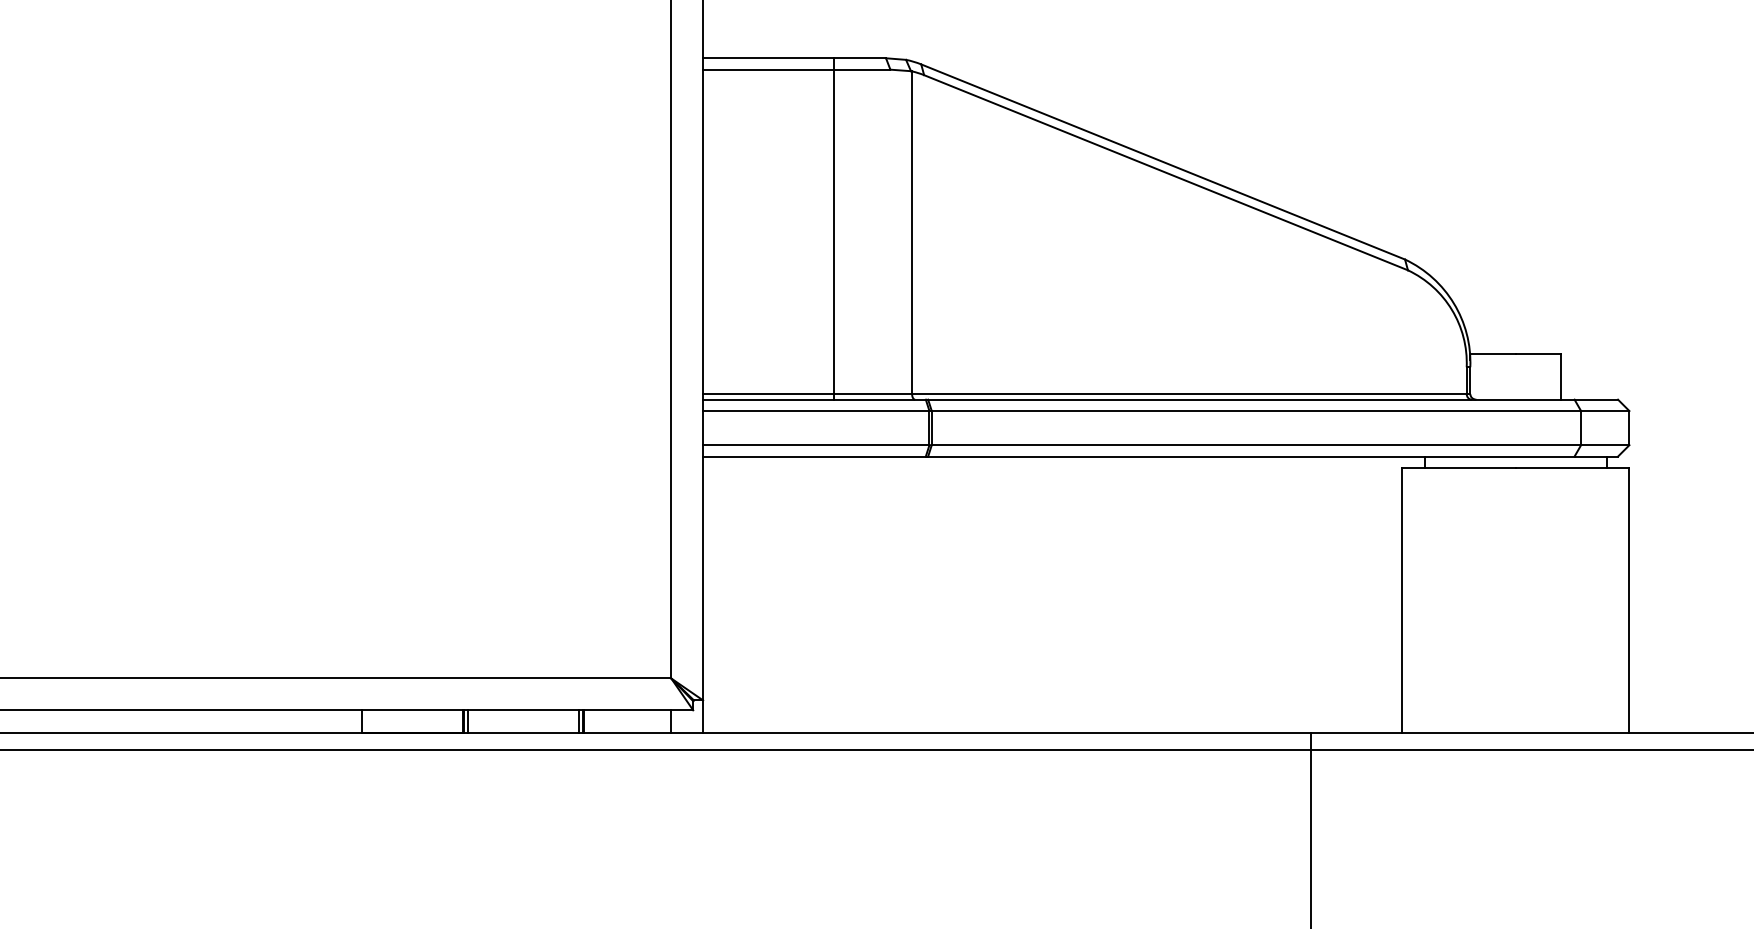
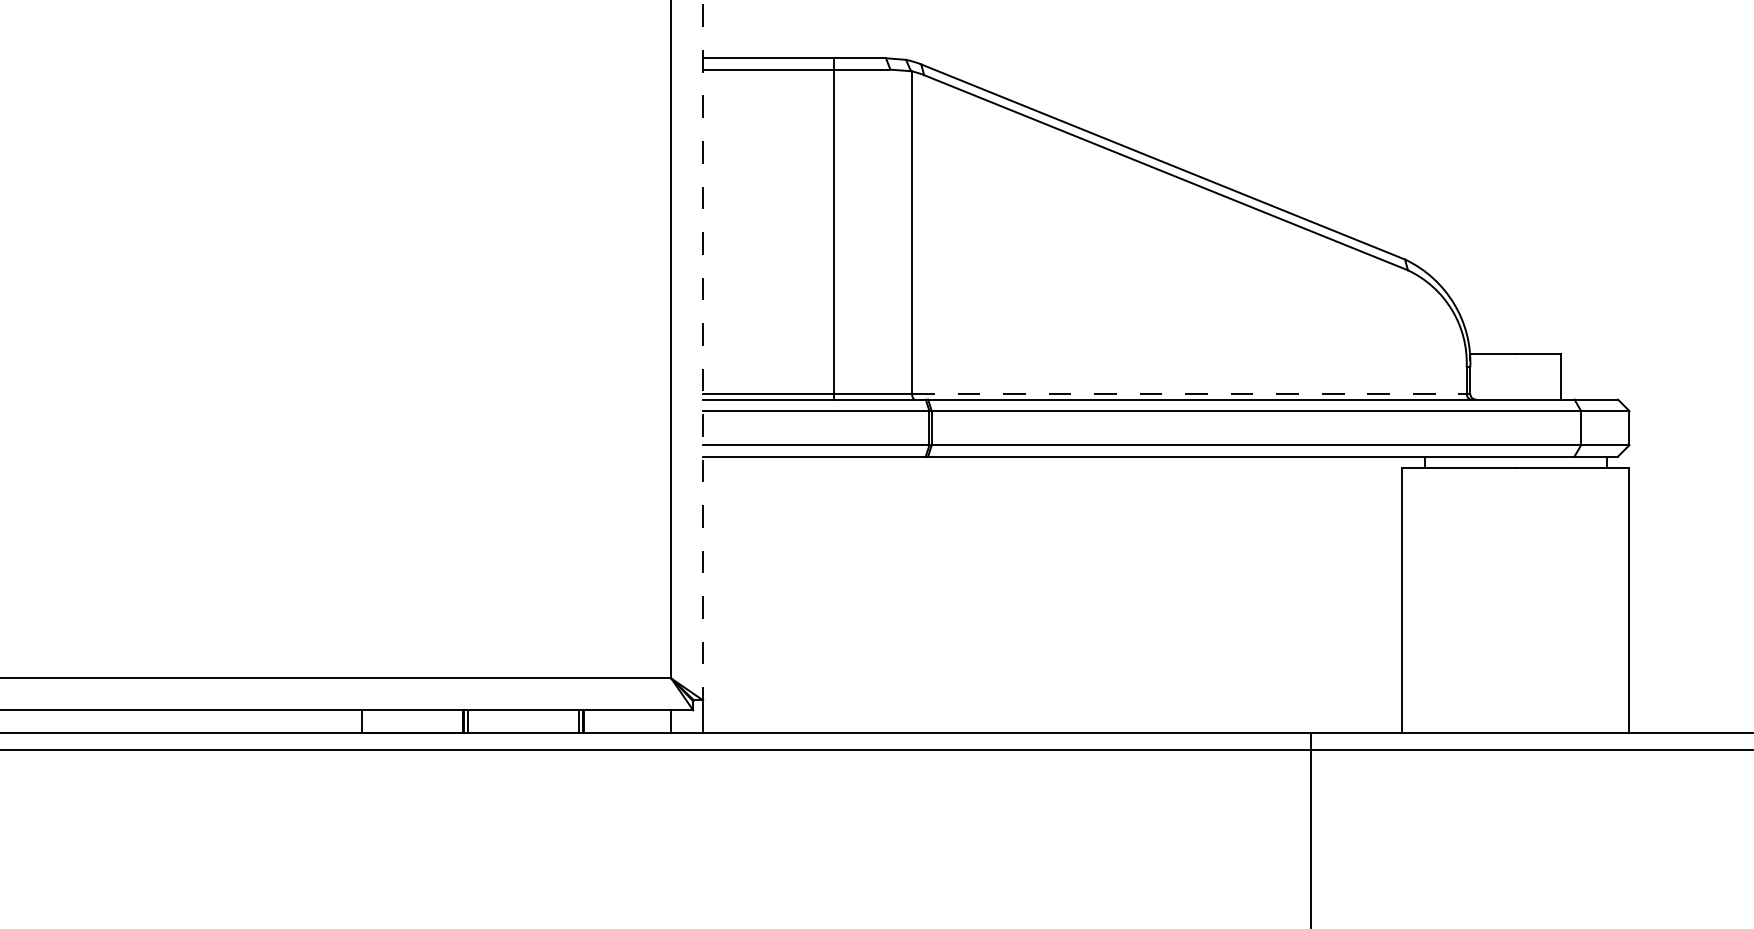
line: solid -> dashed (703, 351)
line: solid -> dashed (1189, 393)
